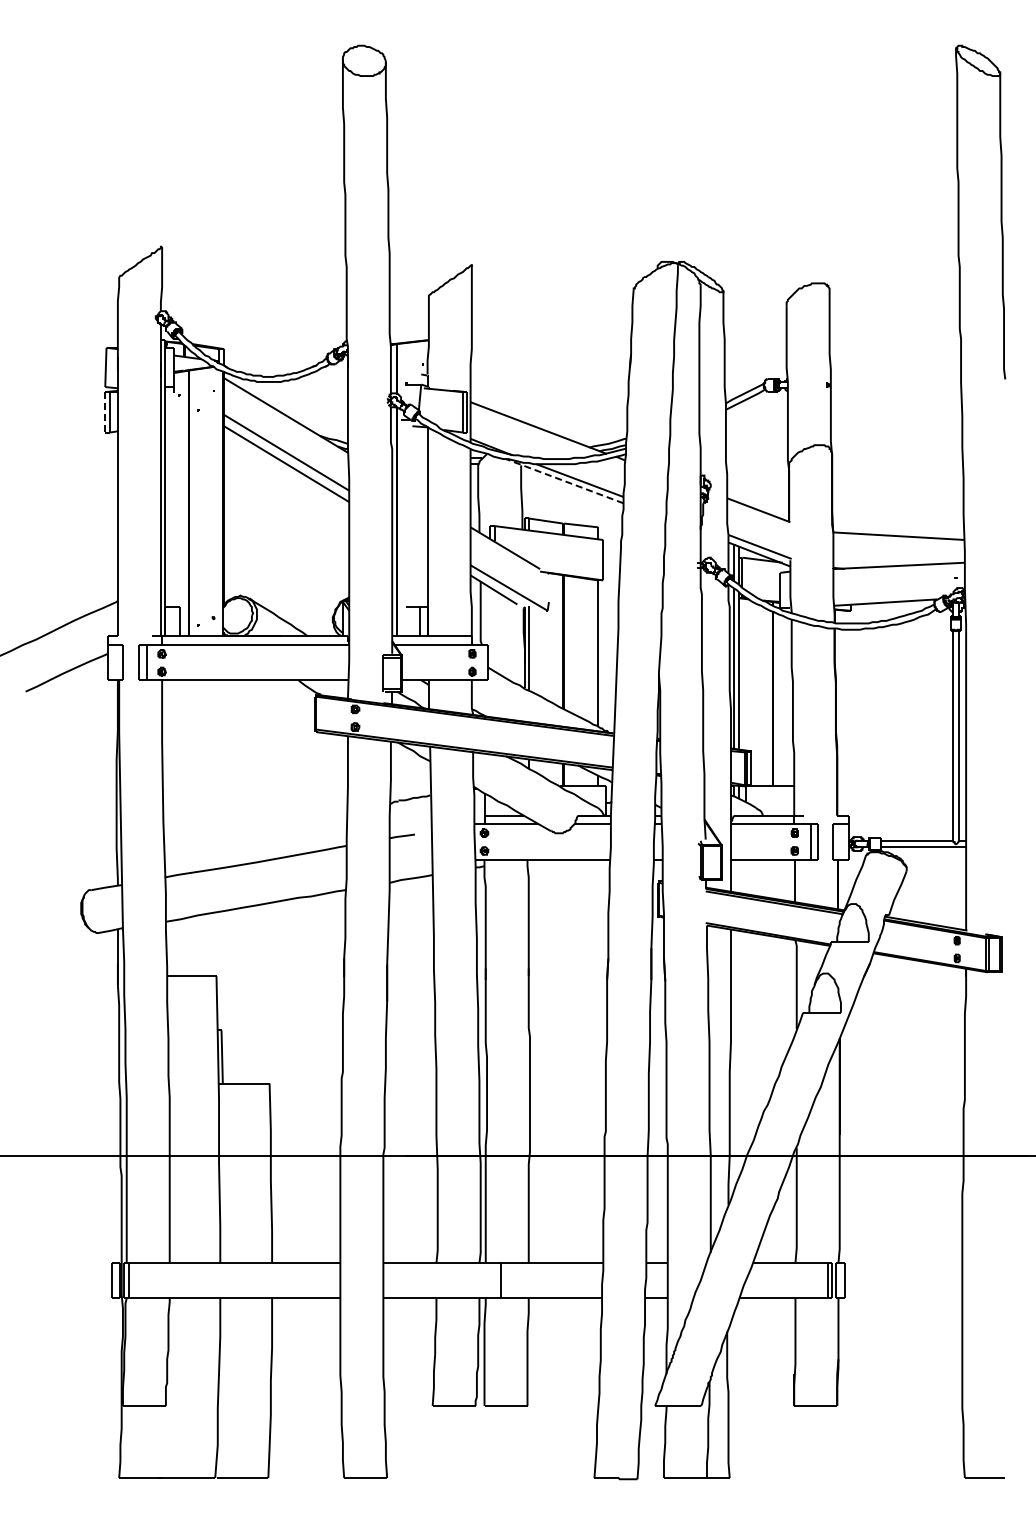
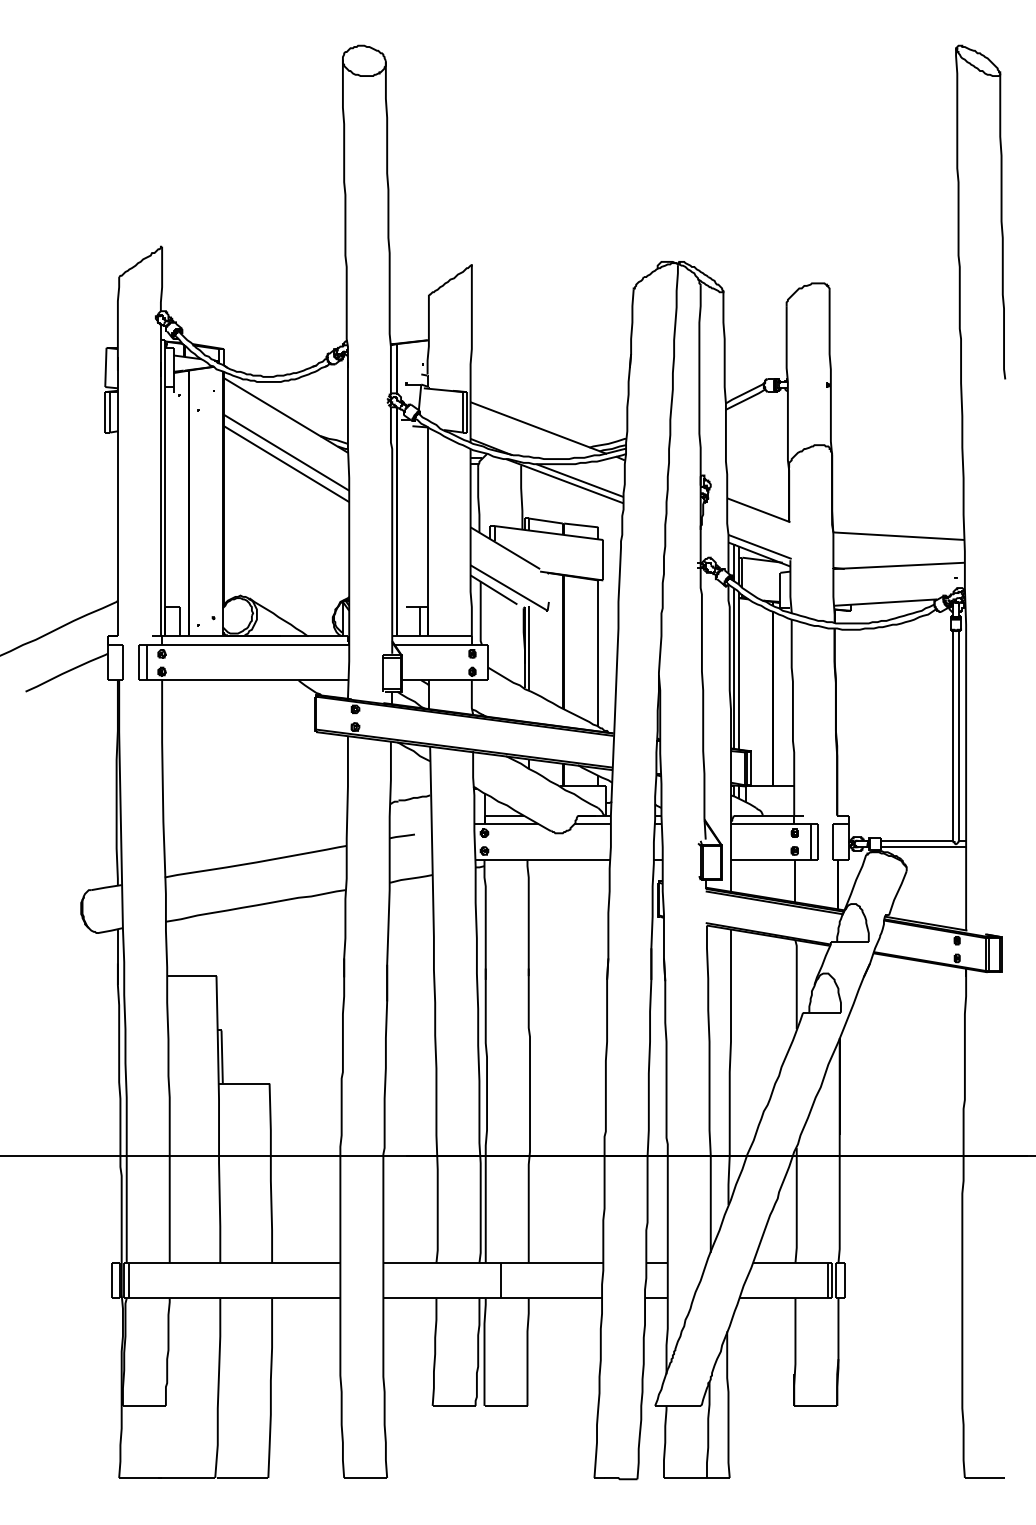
line: dashed -> solid (105, 412)
line: dashed -> solid (564, 481)
